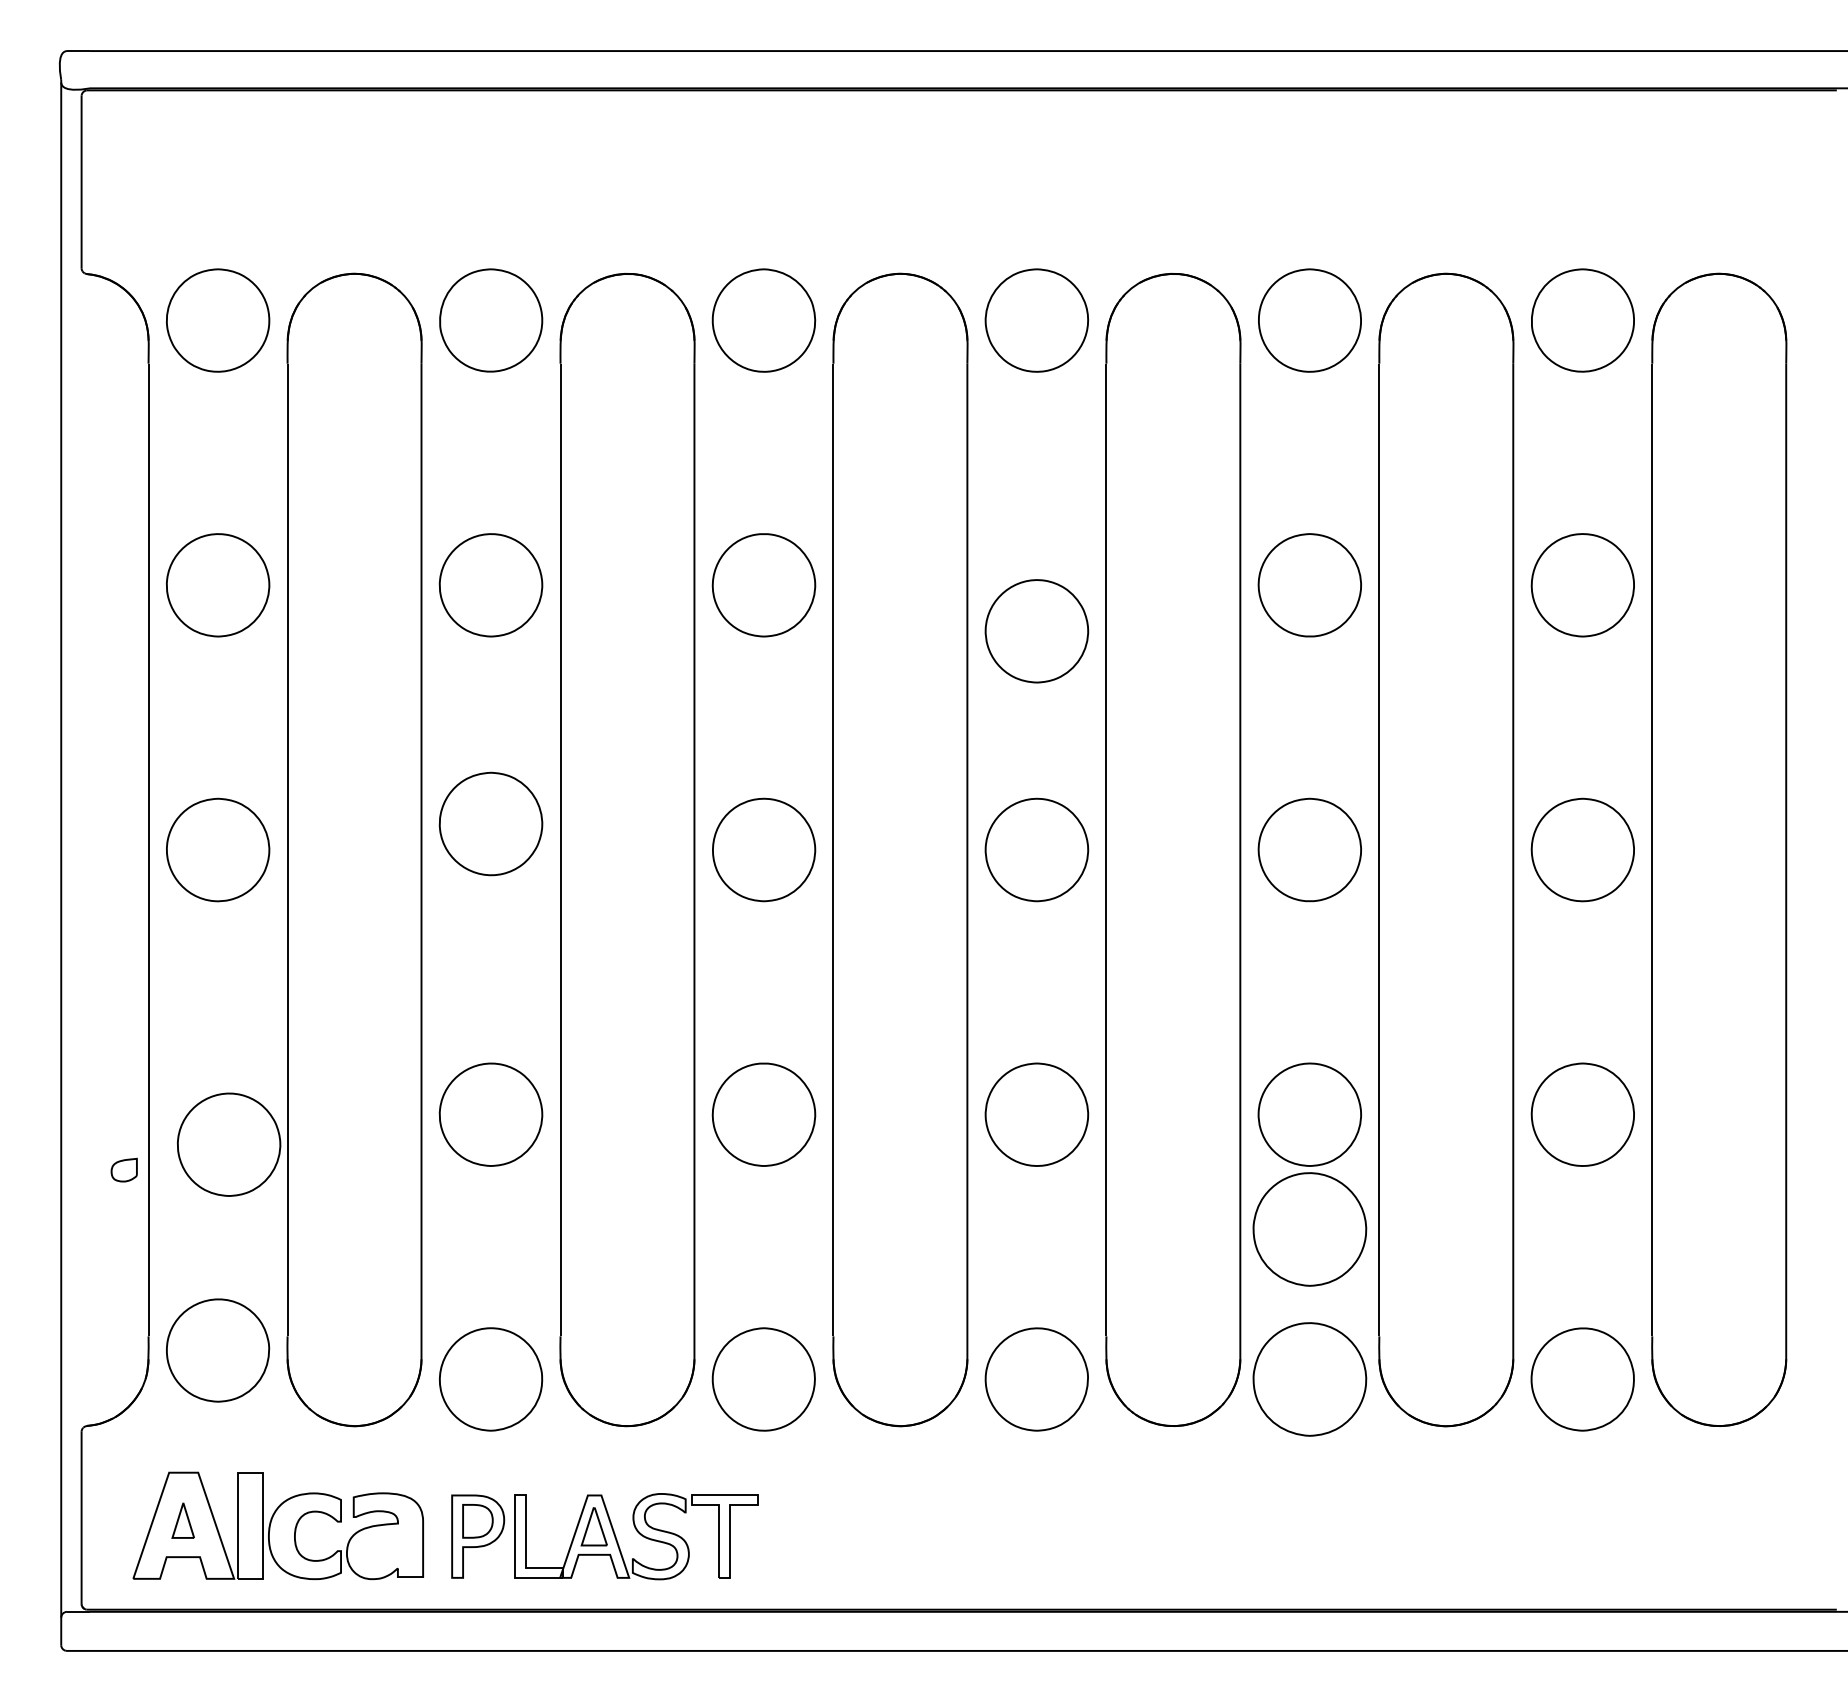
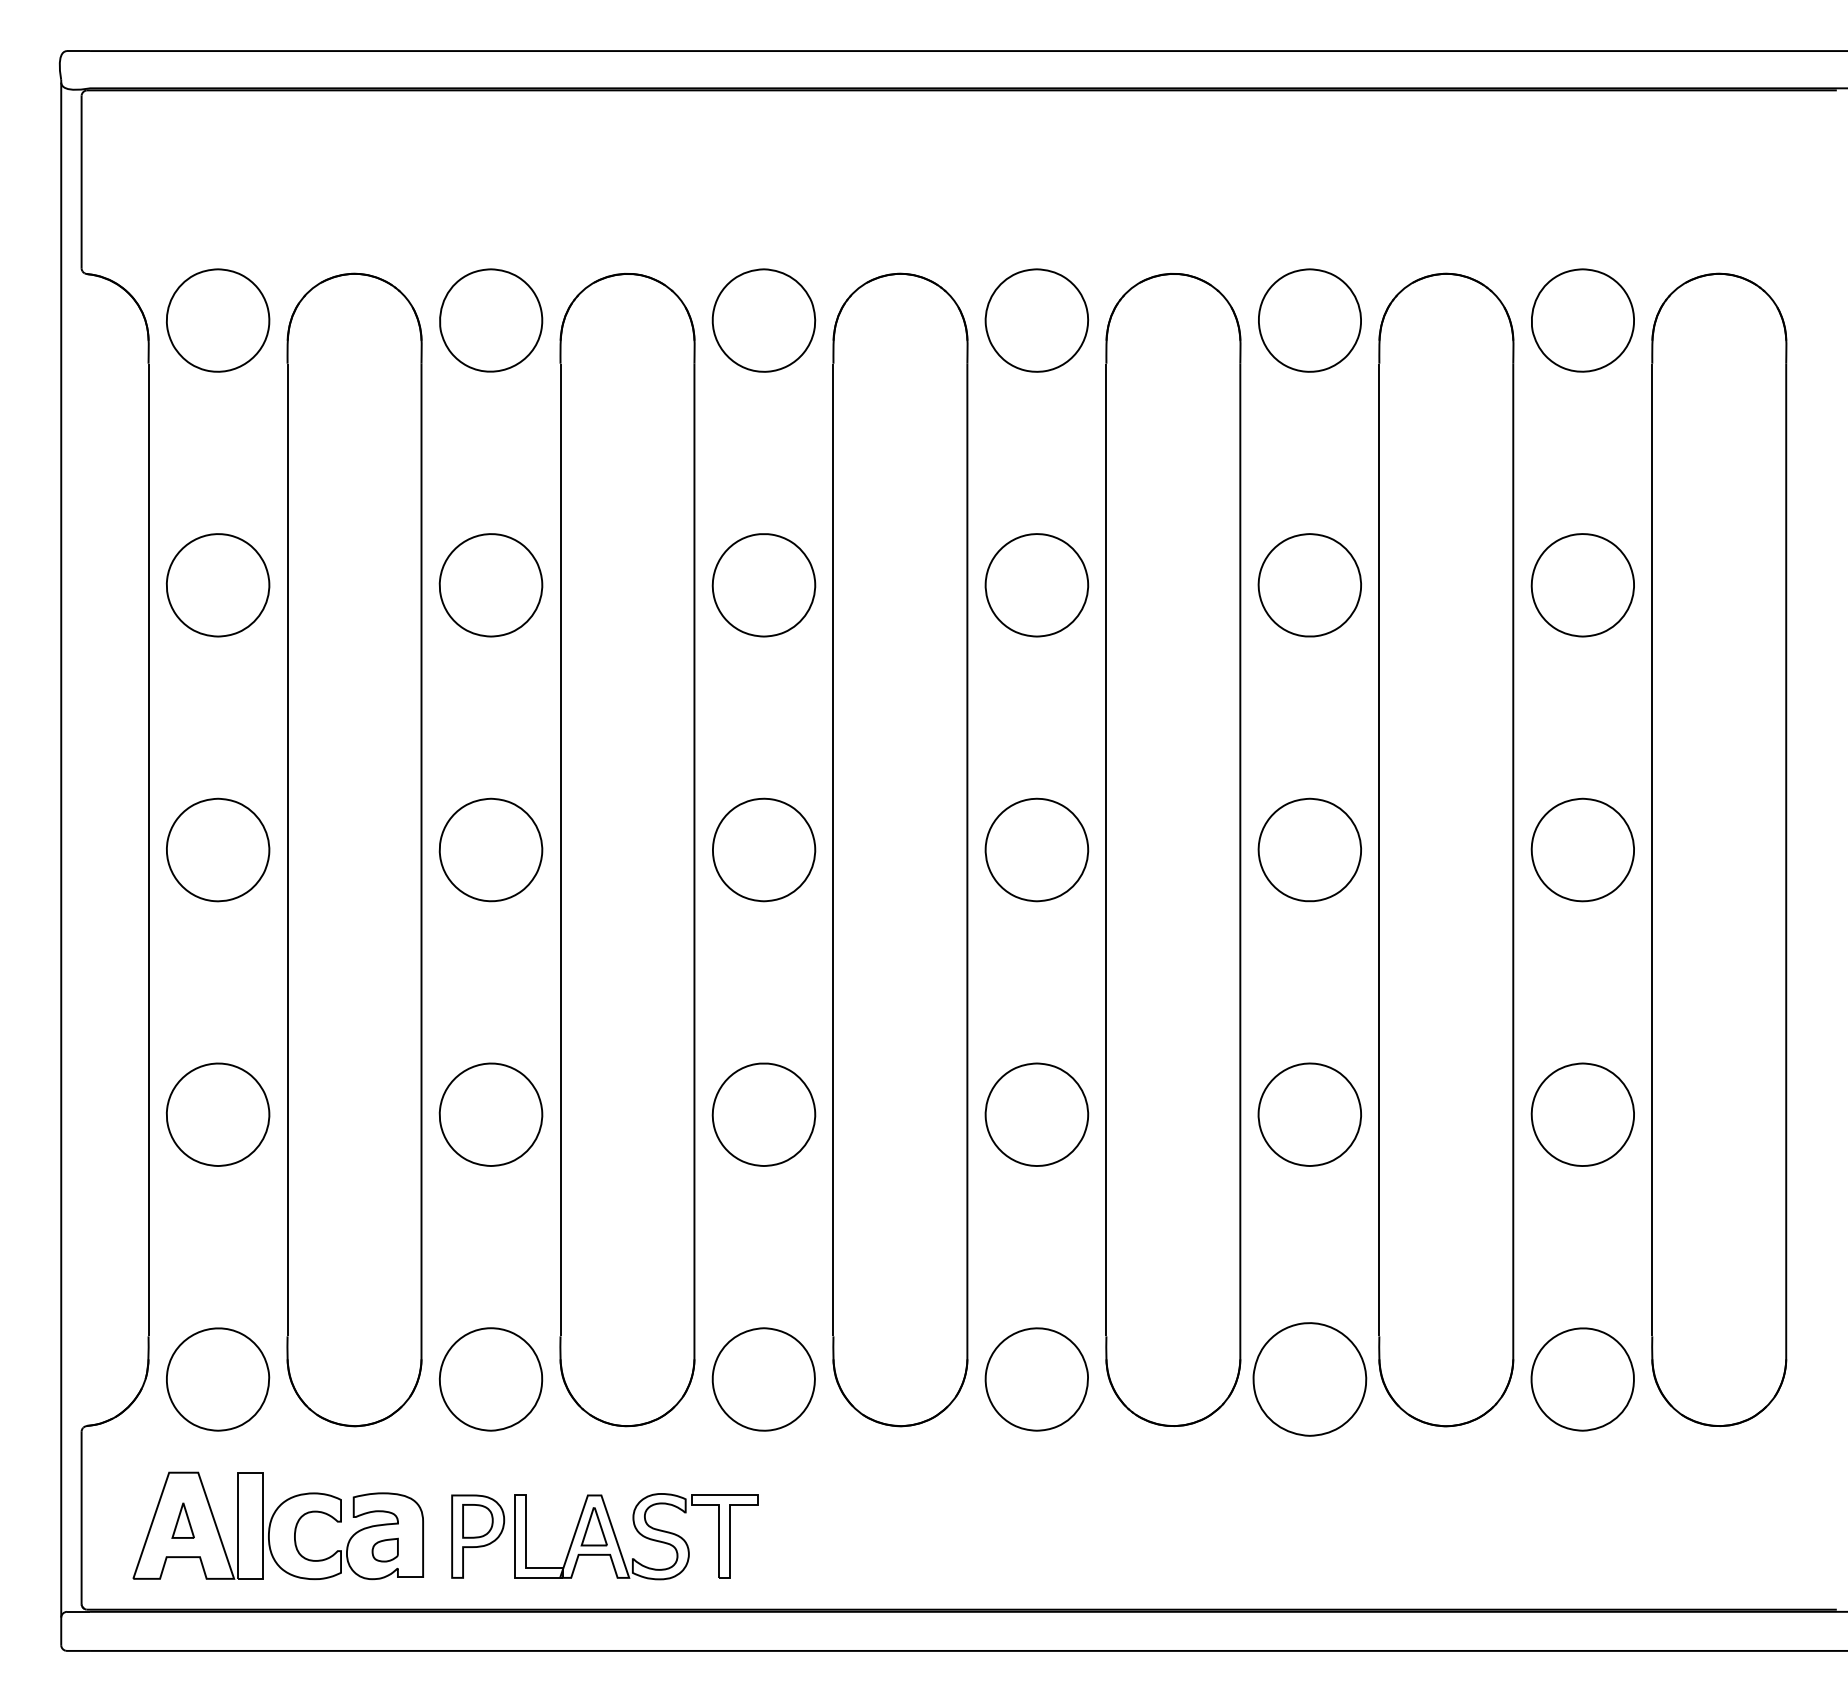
part position: (1036, 631) -> (1036, 585) (1036, 585)
part position: (490, 823) -> (490, 849) (490, 849)
part position: (229, 1144) -> (218, 1114) (218, 1114)
part position: (123, 1169) -> (384, 1549) (384, 1549)
part: present -> none (1309, 1229)
part position: (218, 1350) -> (218, 1379) (218, 1379)
